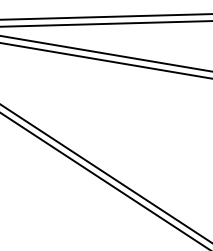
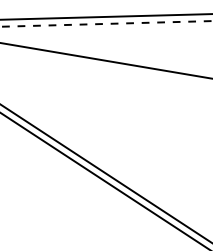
line: solid -> dashed (107, 23)
line: present -> none (105, 53)
